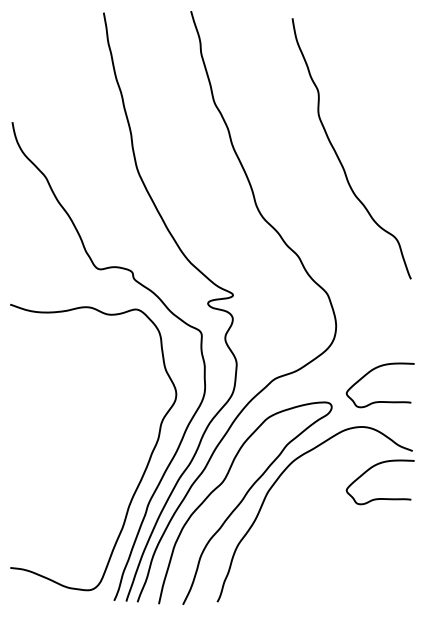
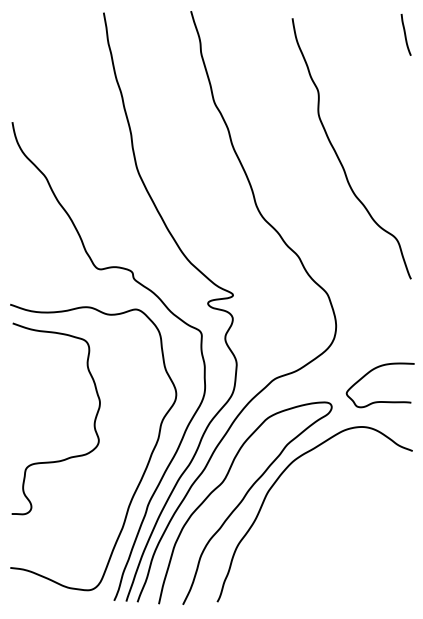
curve: none -> present (405, 34)
curve: none -> present (93, 423)
curve: present -> none (369, 470)
